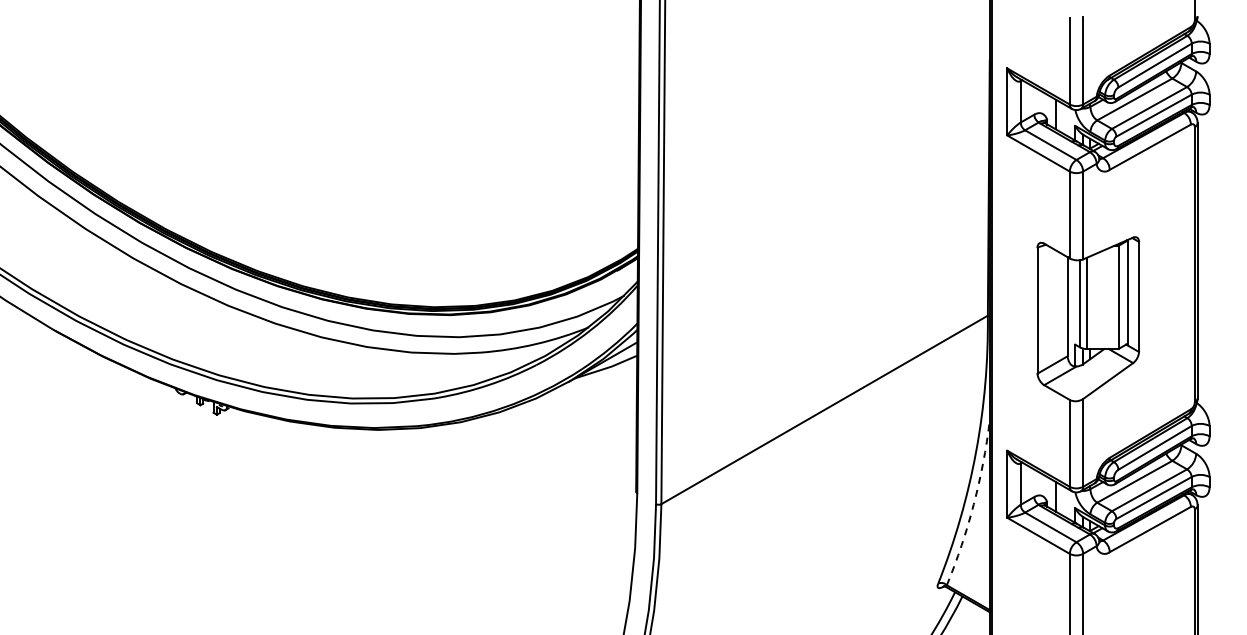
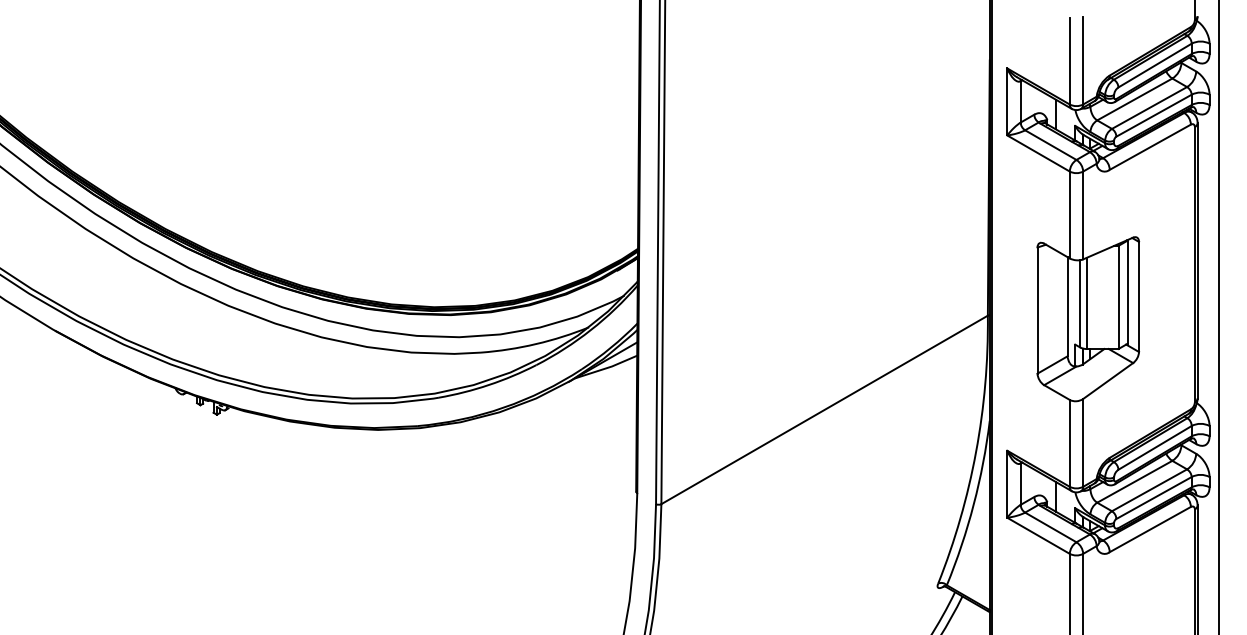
line: none -> present (1218, 316)
arc: dashed -> solid (973, 504)
